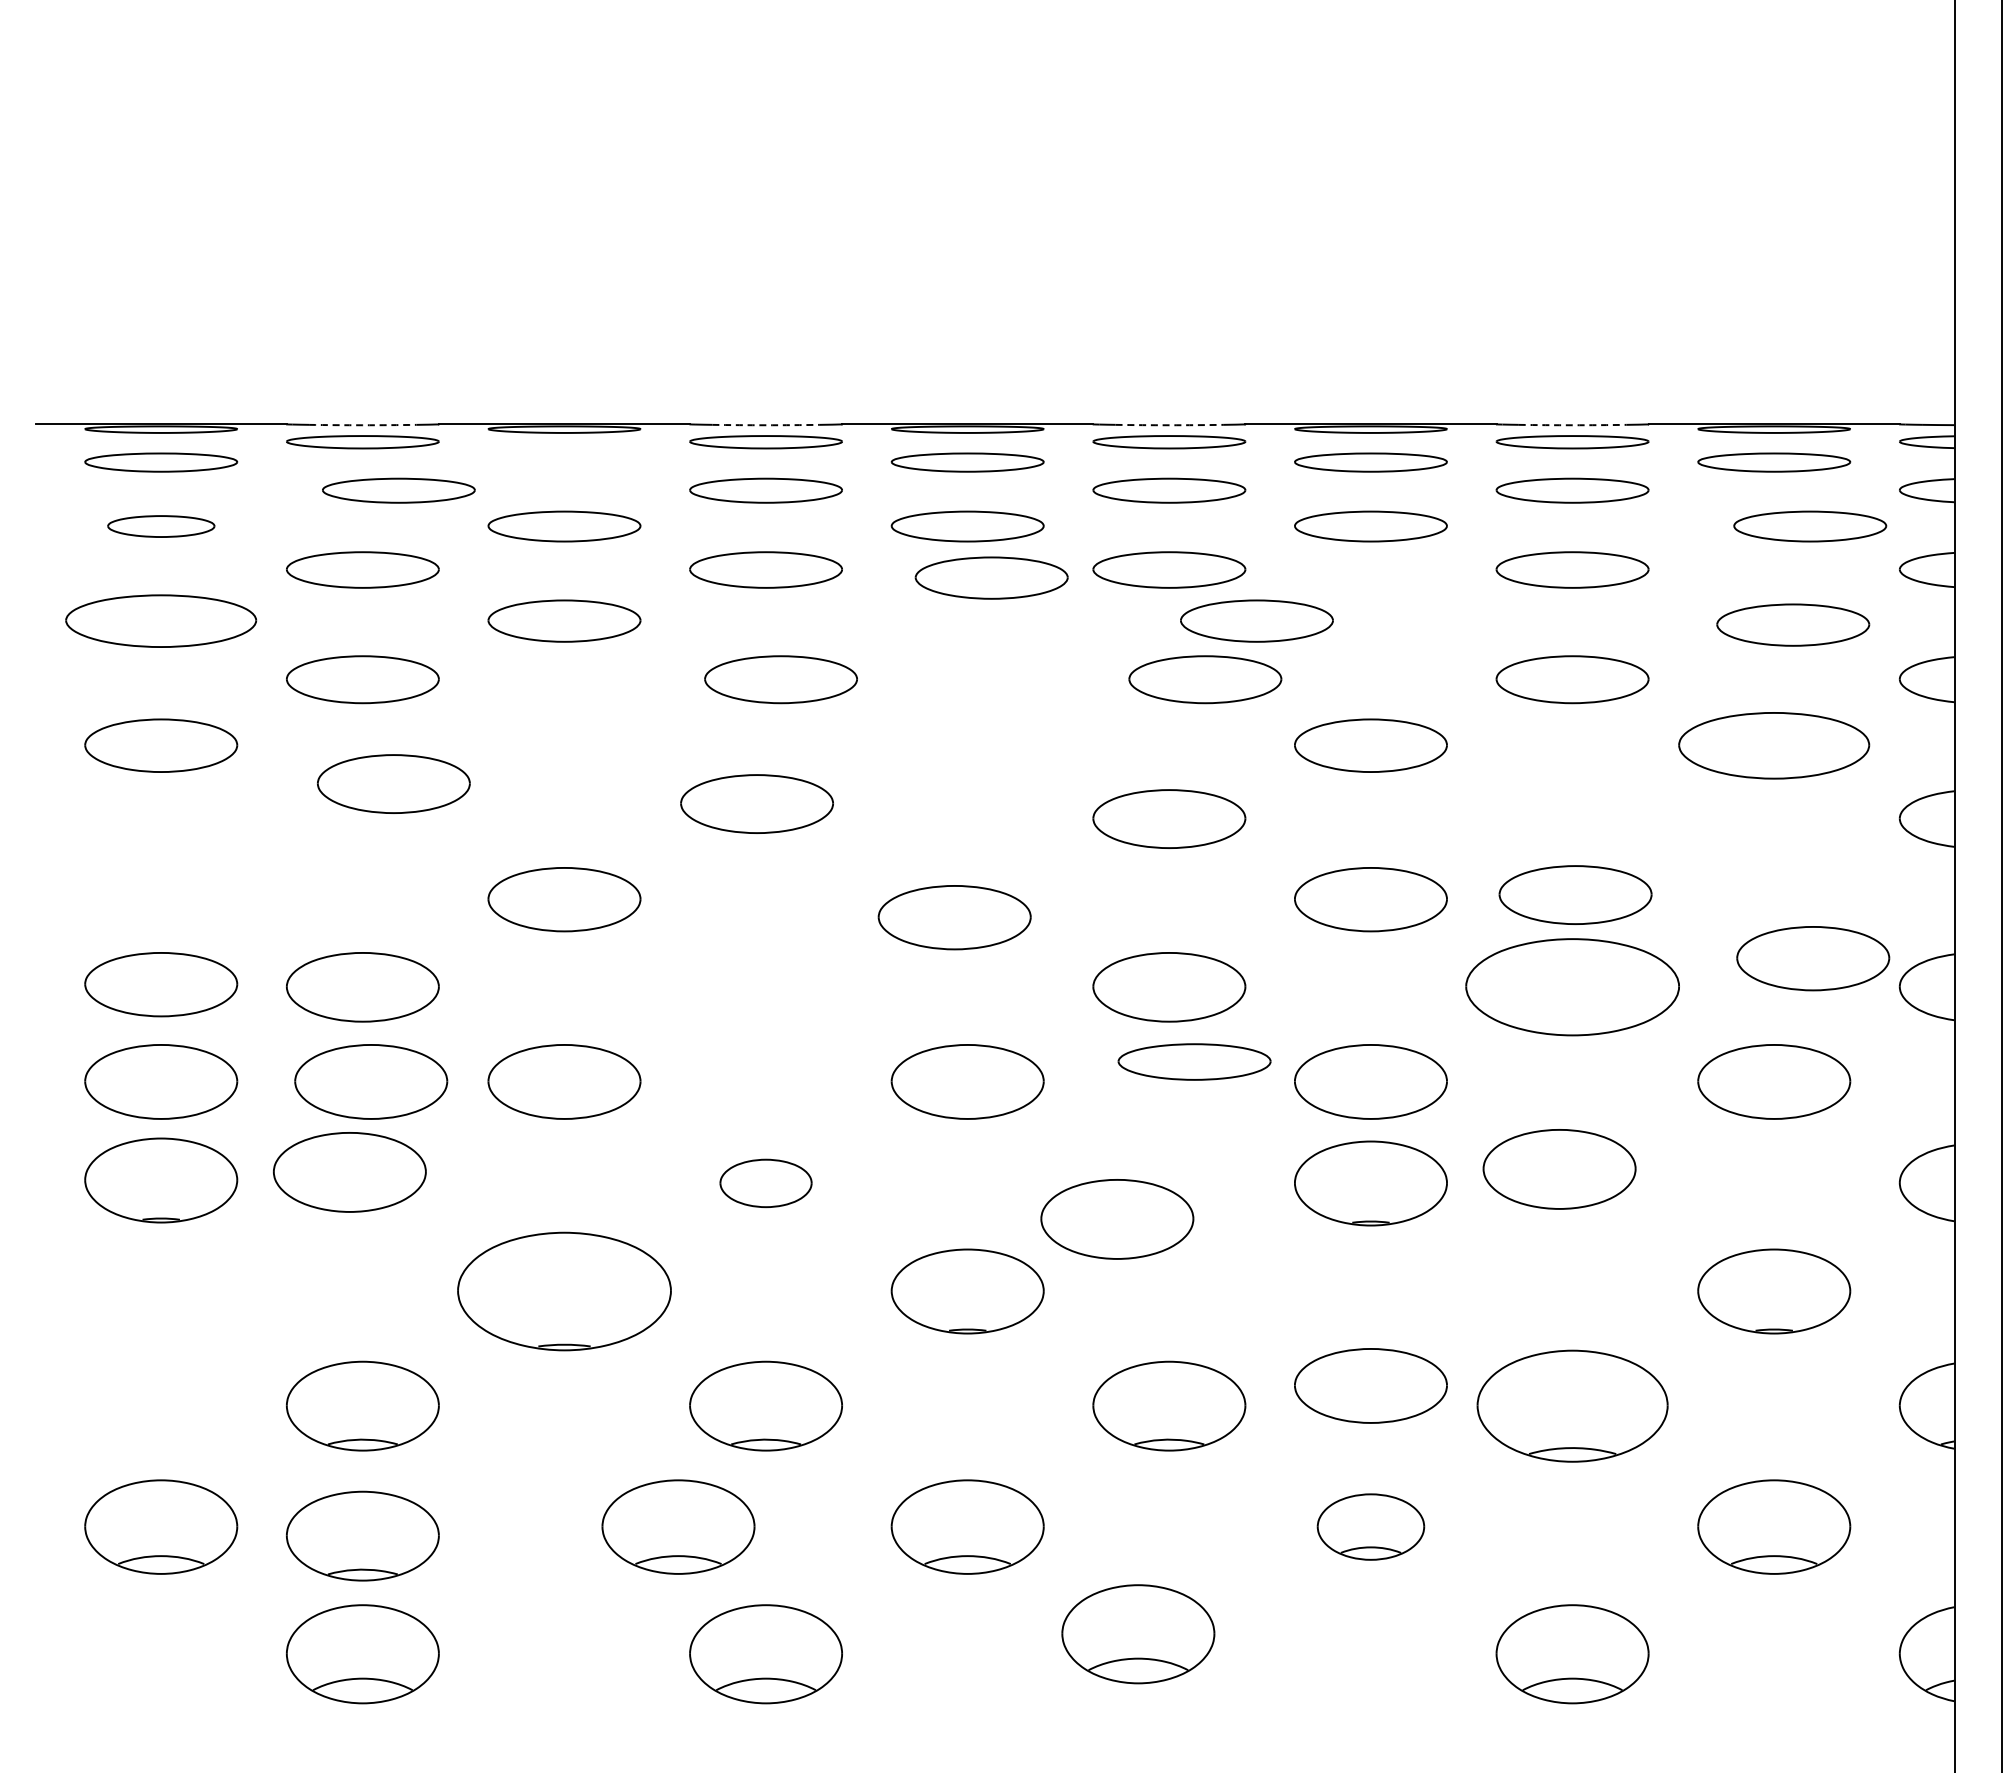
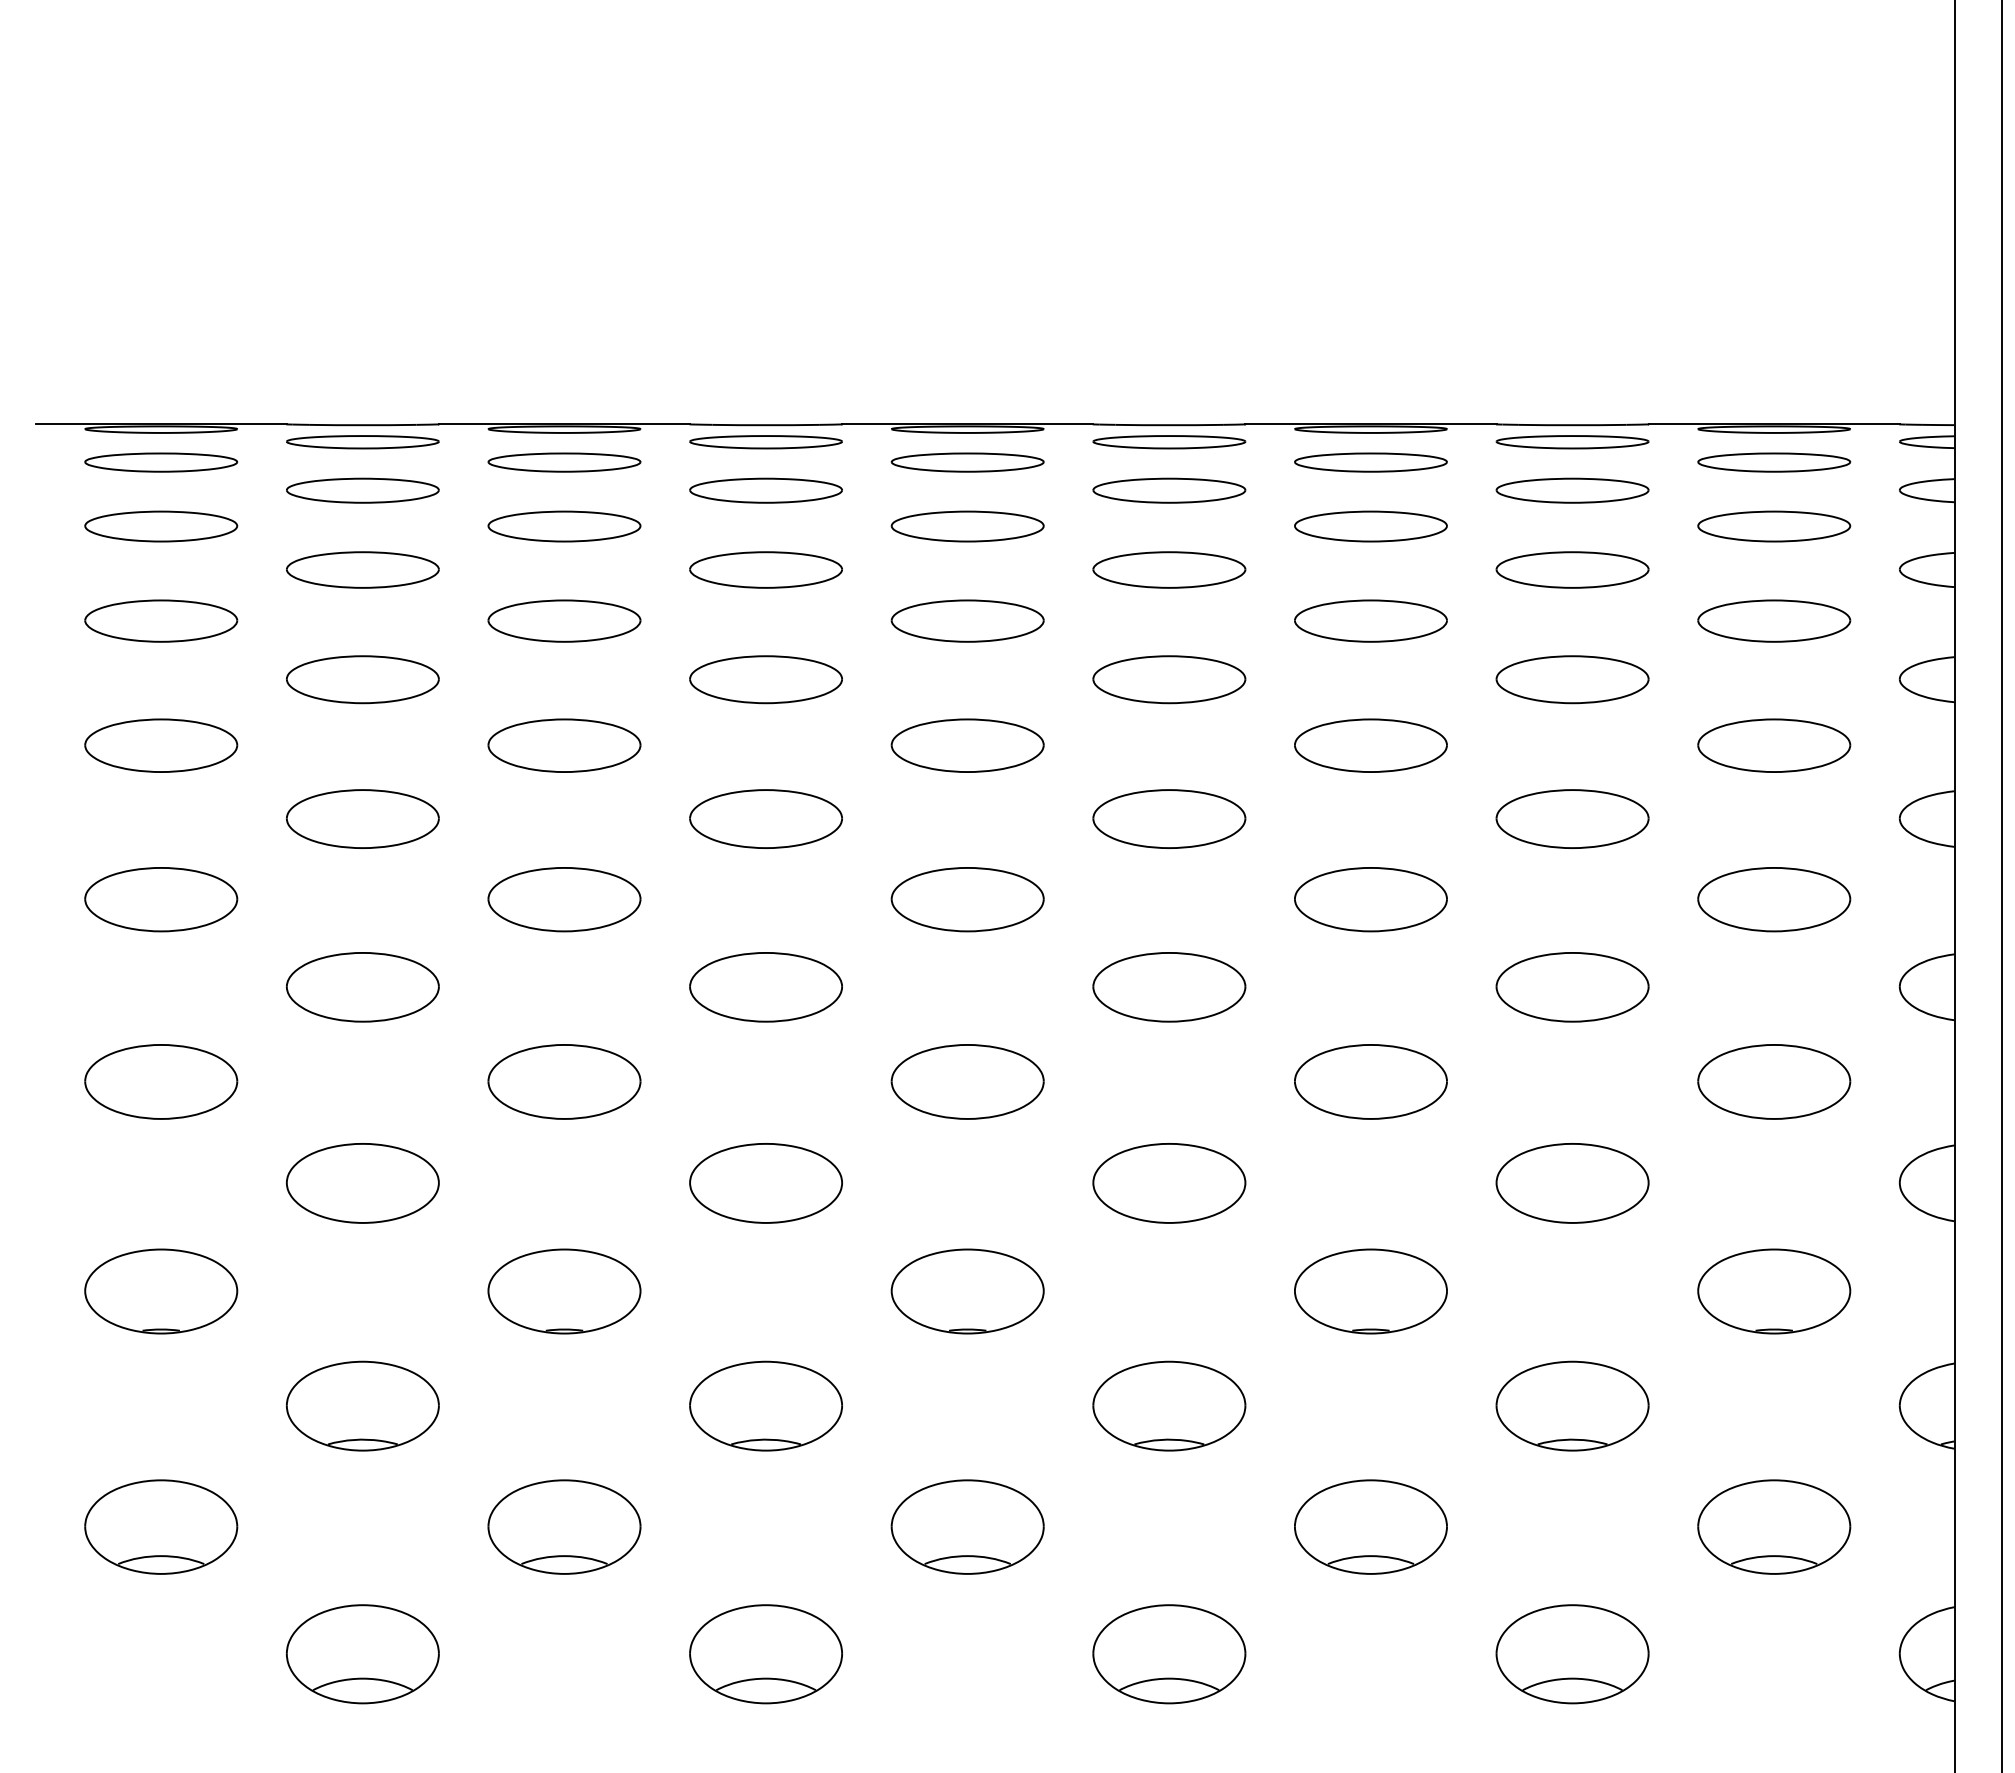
arc: dashed -> solid (362, 425)
arc: dashed -> solid (766, 425)
arc: dashed -> solid (1169, 425)
arc: dashed -> solid (1572, 425)
part: none -> present (564, 462)
part position: (398, 490) -> (362, 490) (362, 490)
part size: 109x23 px -> 155x33 px (161, 526)
part position: (1810, 526) -> (1774, 526) (1774, 526)
part position: (991, 577) -> (967, 620) (967, 620)
part size: 193x54 px -> 155x44 px (161, 620)
part position: (1256, 620) -> (1370, 620) (1370, 620)
part position: (1793, 624) -> (1774, 620) (1774, 620)
part position: (780, 679) -> (765, 679) (765, 679)
part position: (1205, 679) -> (1169, 679) (1169, 679)
part: none -> present (564, 745)
part: none -> present (967, 745)
part size: 193x68 px -> 155x55 px (1774, 745)
part position: (393, 783) -> (362, 818) (362, 818)
part position: (756, 803) -> (765, 818) (765, 818)
part position: (1575, 894) -> (1572, 818) (1572, 818)
part position: (954, 917) -> (967, 899) (967, 899)
part position: (1813, 958) -> (1774, 899) (1774, 899)
part position: (161, 984) -> (161, 899) (161, 899)
part: none -> present (765, 987)
part size: 215x99 px -> 155x71 px (1572, 987)
part: present -> none (1194, 1061)
part: present -> none (371, 1081)
part position: (1559, 1169) -> (1572, 1183) (1572, 1183)
part position: (349, 1172) -> (362, 1183) (362, 1183)
part position: (161, 1180) -> (161, 1291) (161, 1291)
part size: 94x51 px -> 154x81 px (765, 1183)
part position: (1370, 1183) -> (1370, 1291) (1370, 1291)
part position: (1117, 1219) -> (1169, 1183) (1169, 1183)
part size: 215x121 px -> 155x87 px (564, 1291)
part: present -> none (1370, 1385)
part size: 193x114 px -> 155x92 px (1572, 1405)
part position: (678, 1526) -> (564, 1526) (564, 1526)
part size: 110x68 px -> 154x96 px (1370, 1526)
part: present -> none (362, 1535)
part position: (1138, 1634) -> (1169, 1654) (1169, 1654)
